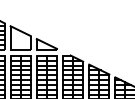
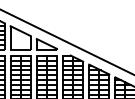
line: none -> present (66, 41)
